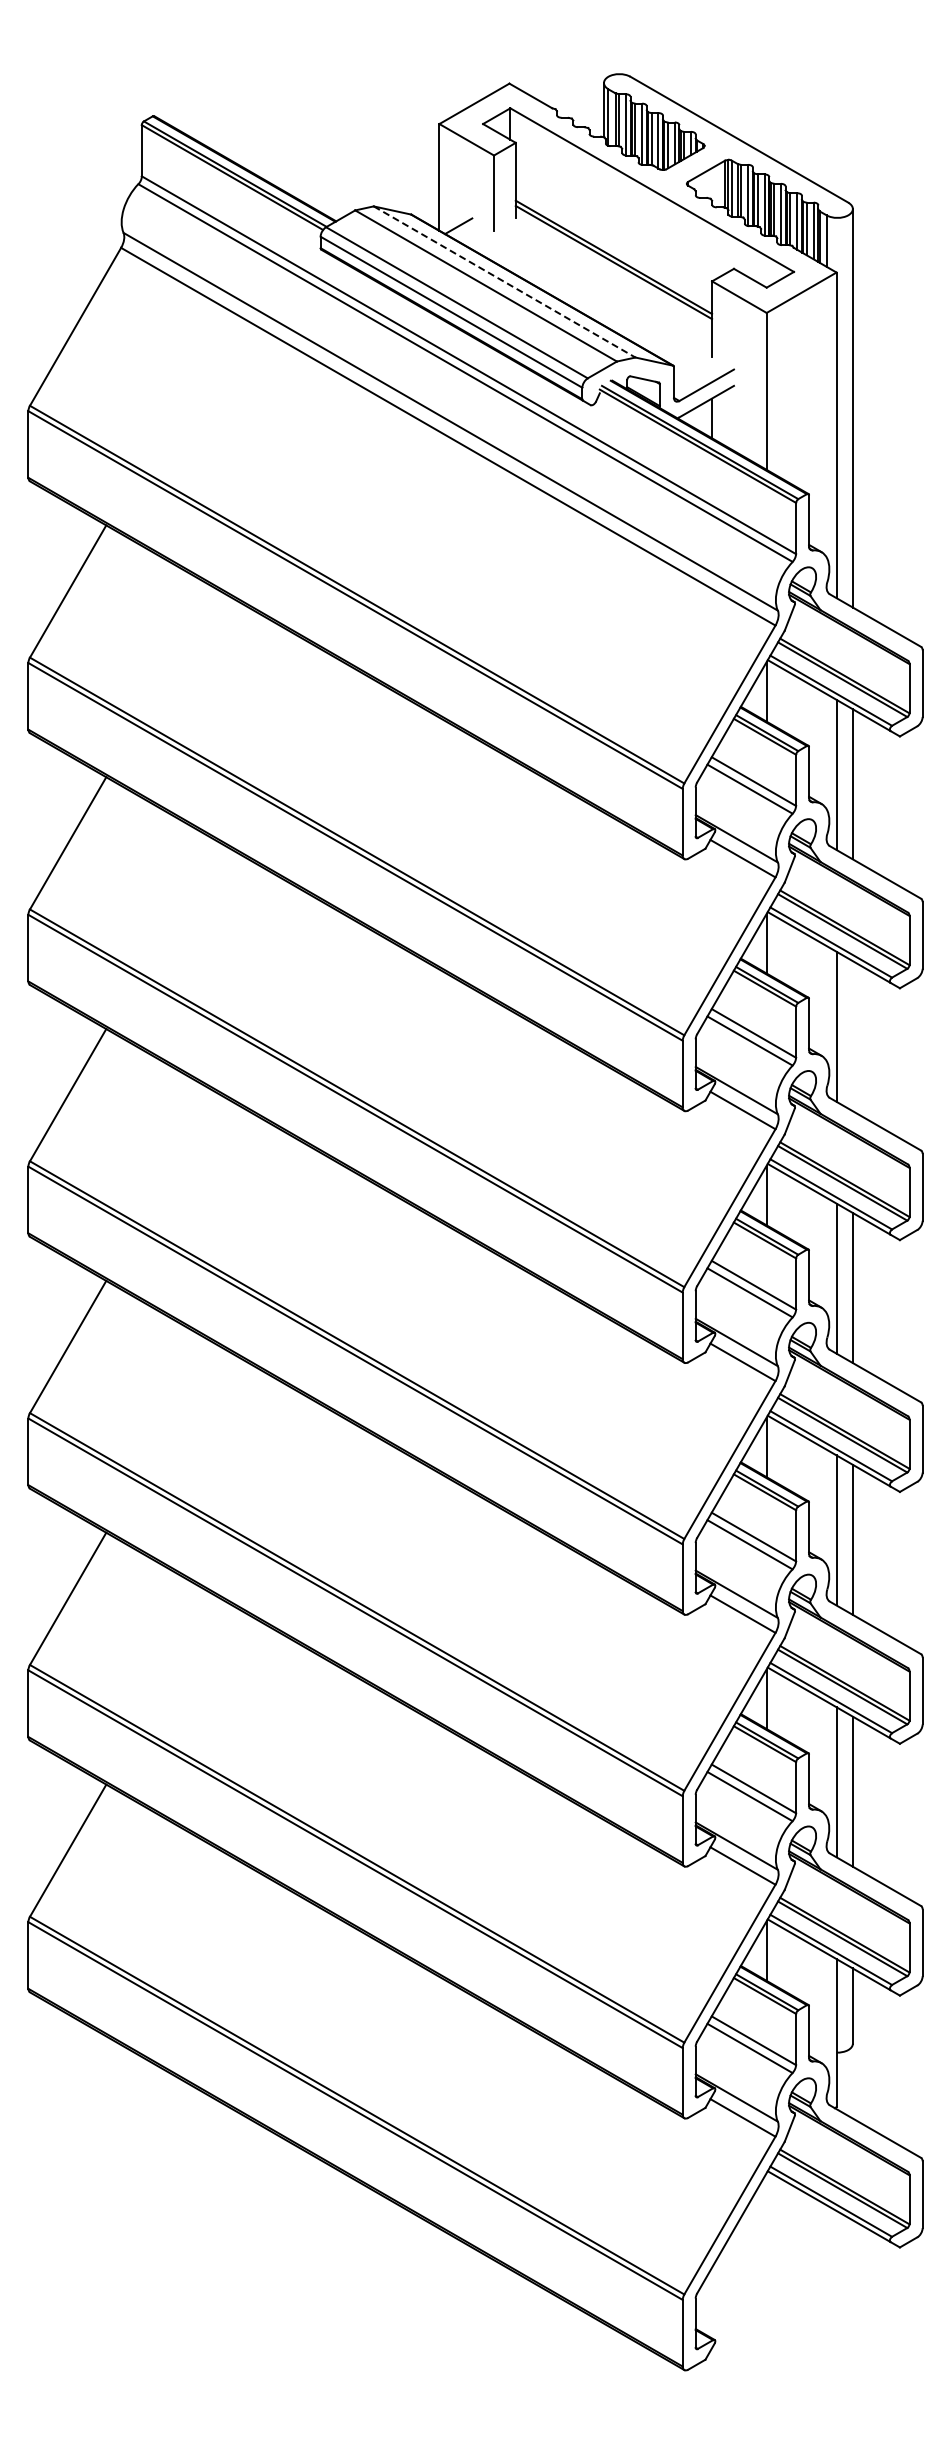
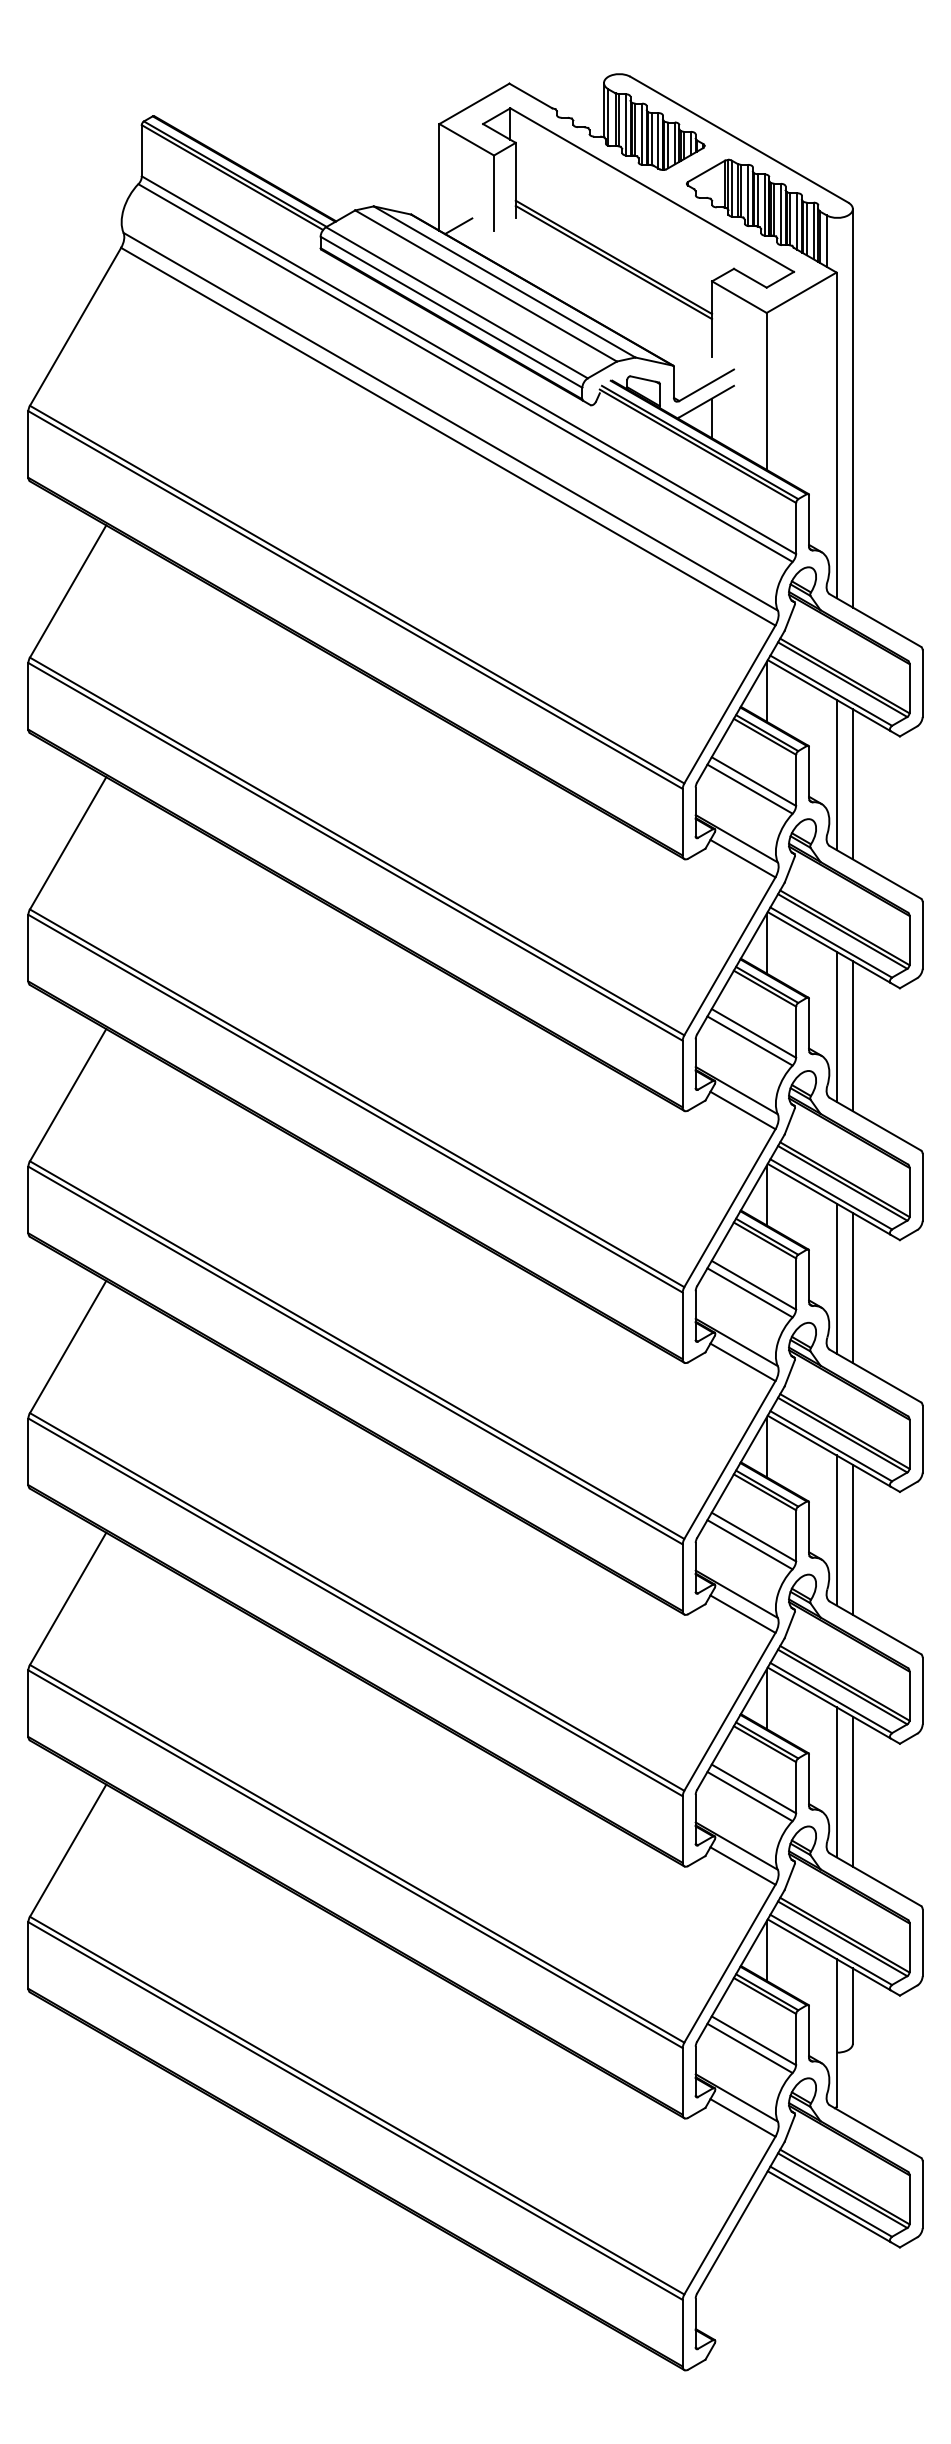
line: dashed -> solid (505, 282)
line: none -> present (852, 1036)
